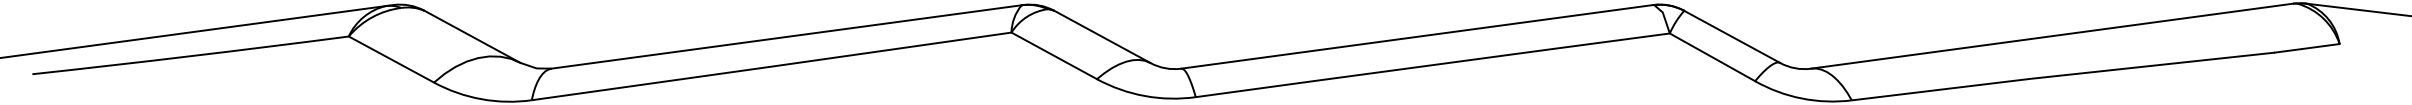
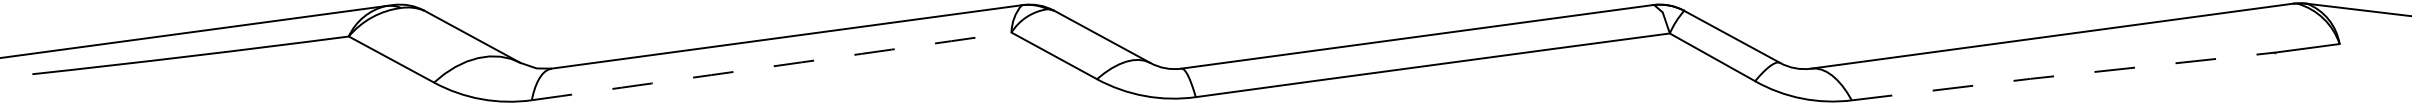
arc: solid -> dashed (771, 66)
line: solid -> dashed (2063, 75)
